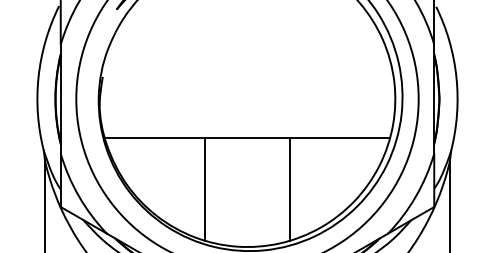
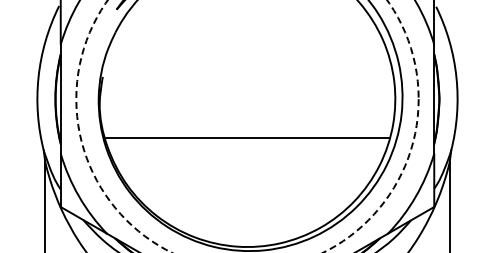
circle: solid -> dashed (247, 126)
line: present -> none (204, 189)
line: present -> none (290, 189)
